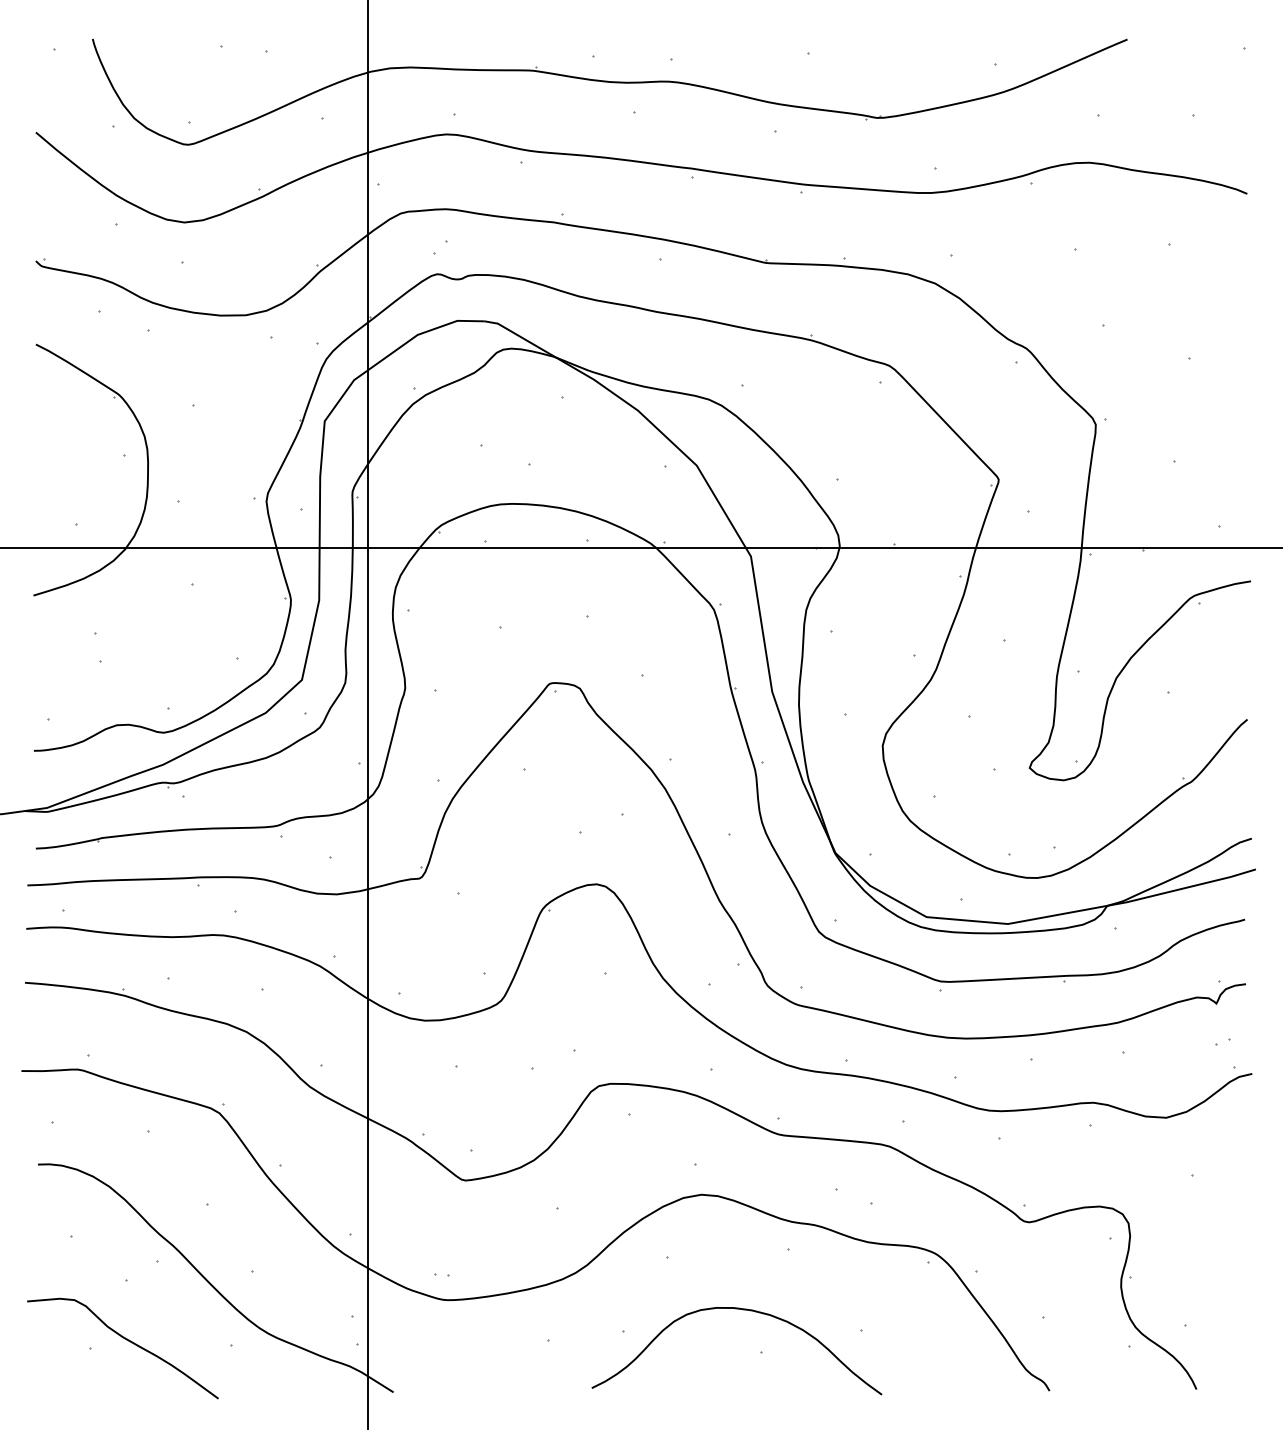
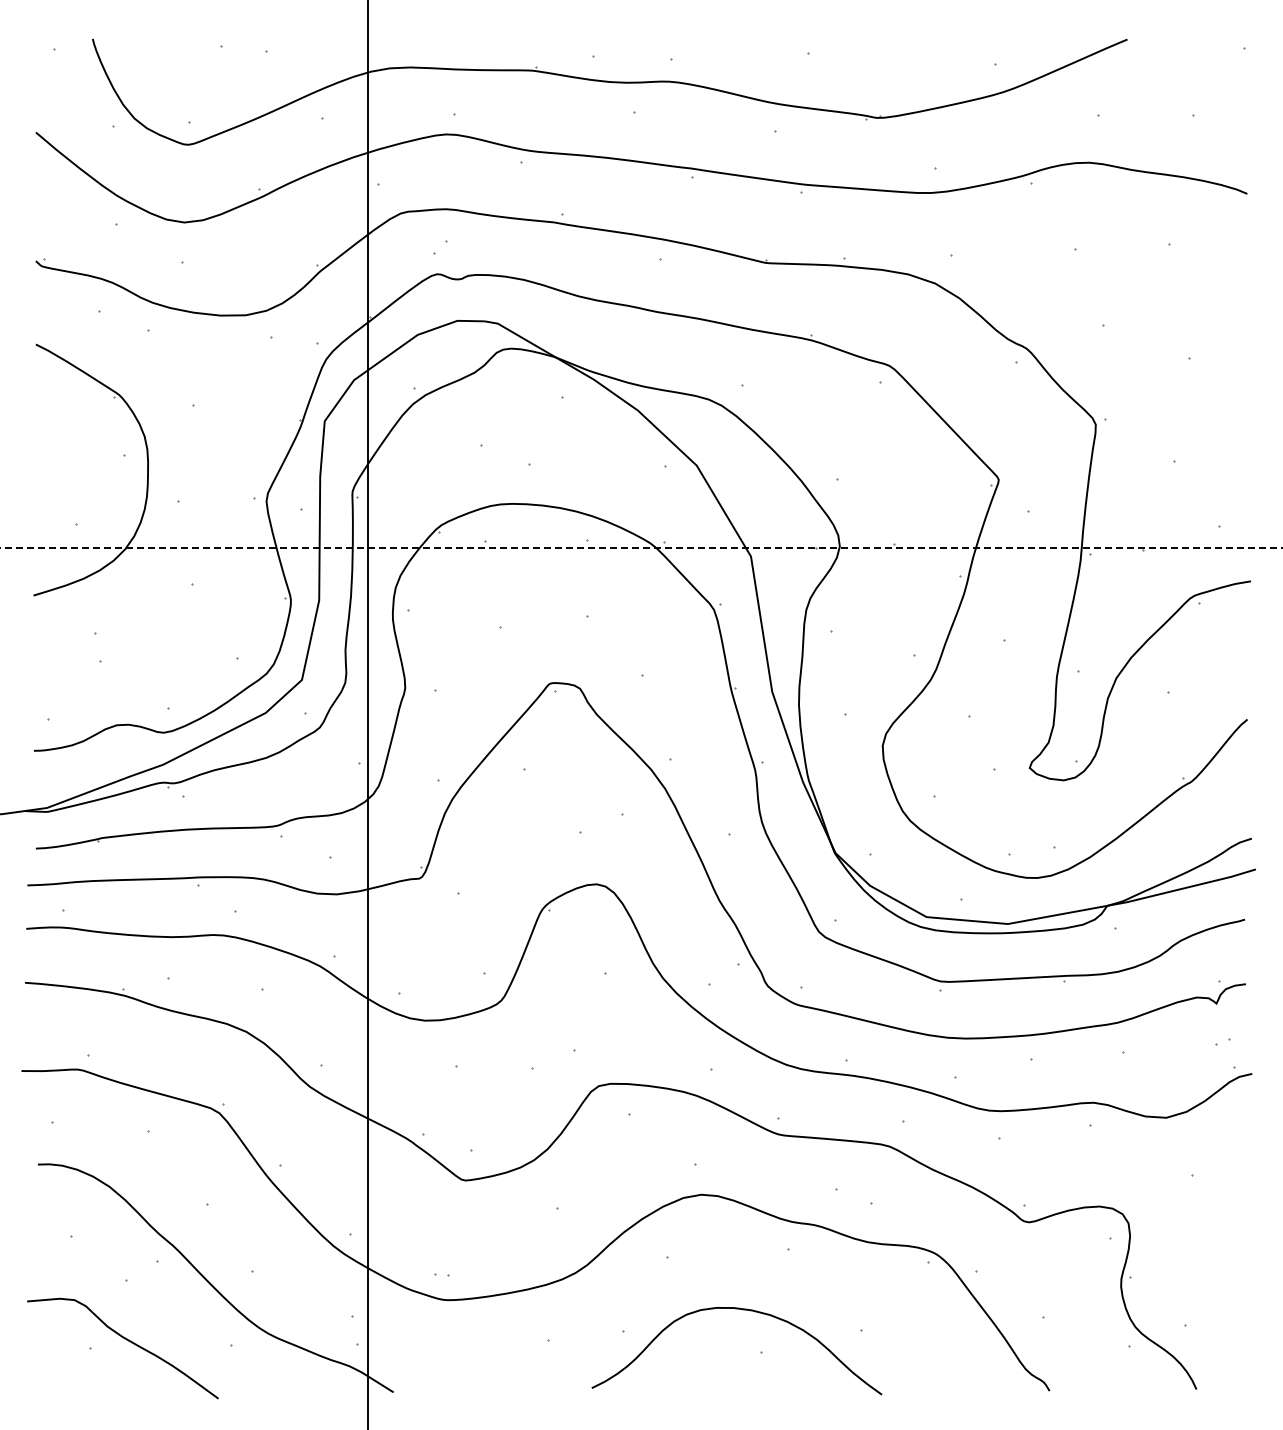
line: solid -> dashed (641, 547)
